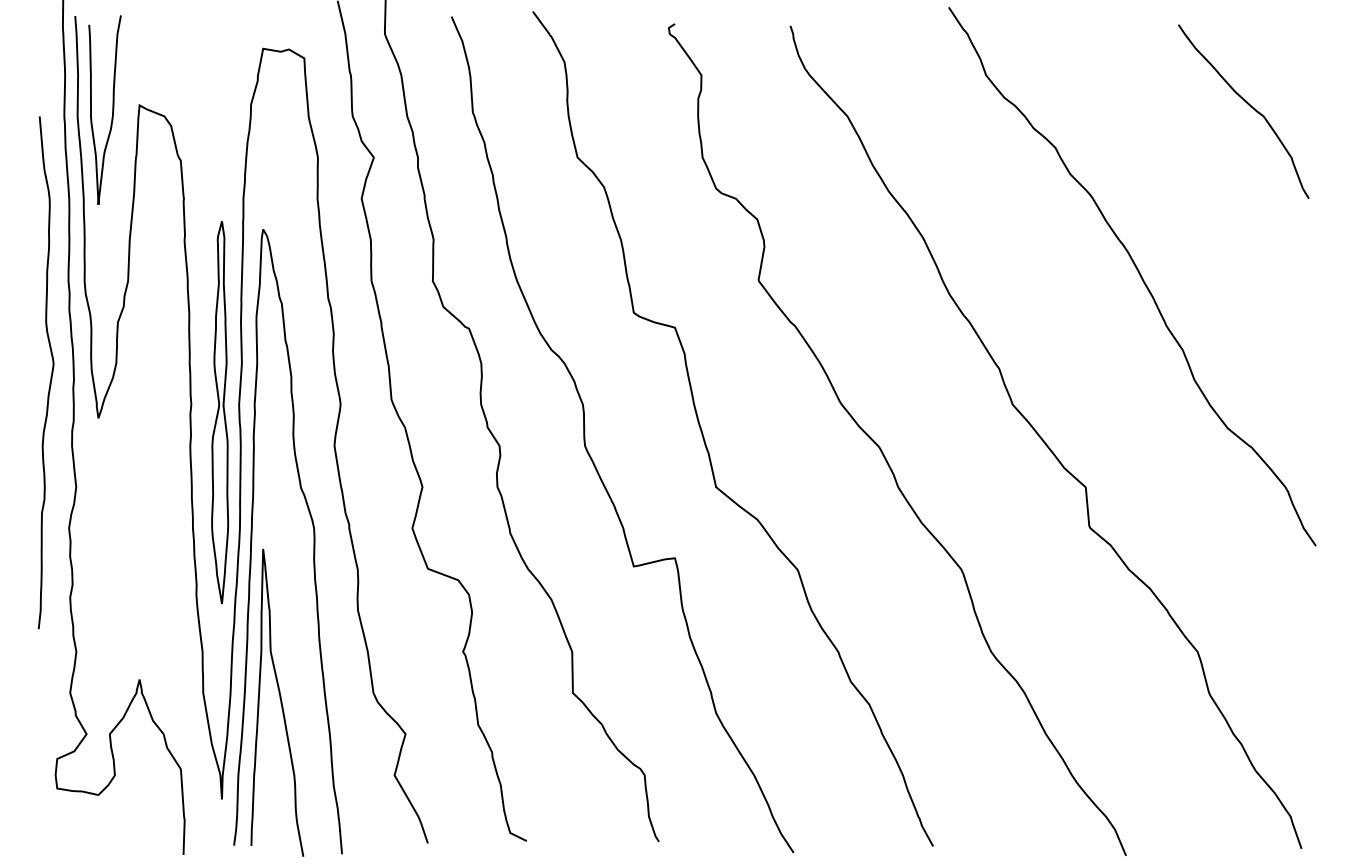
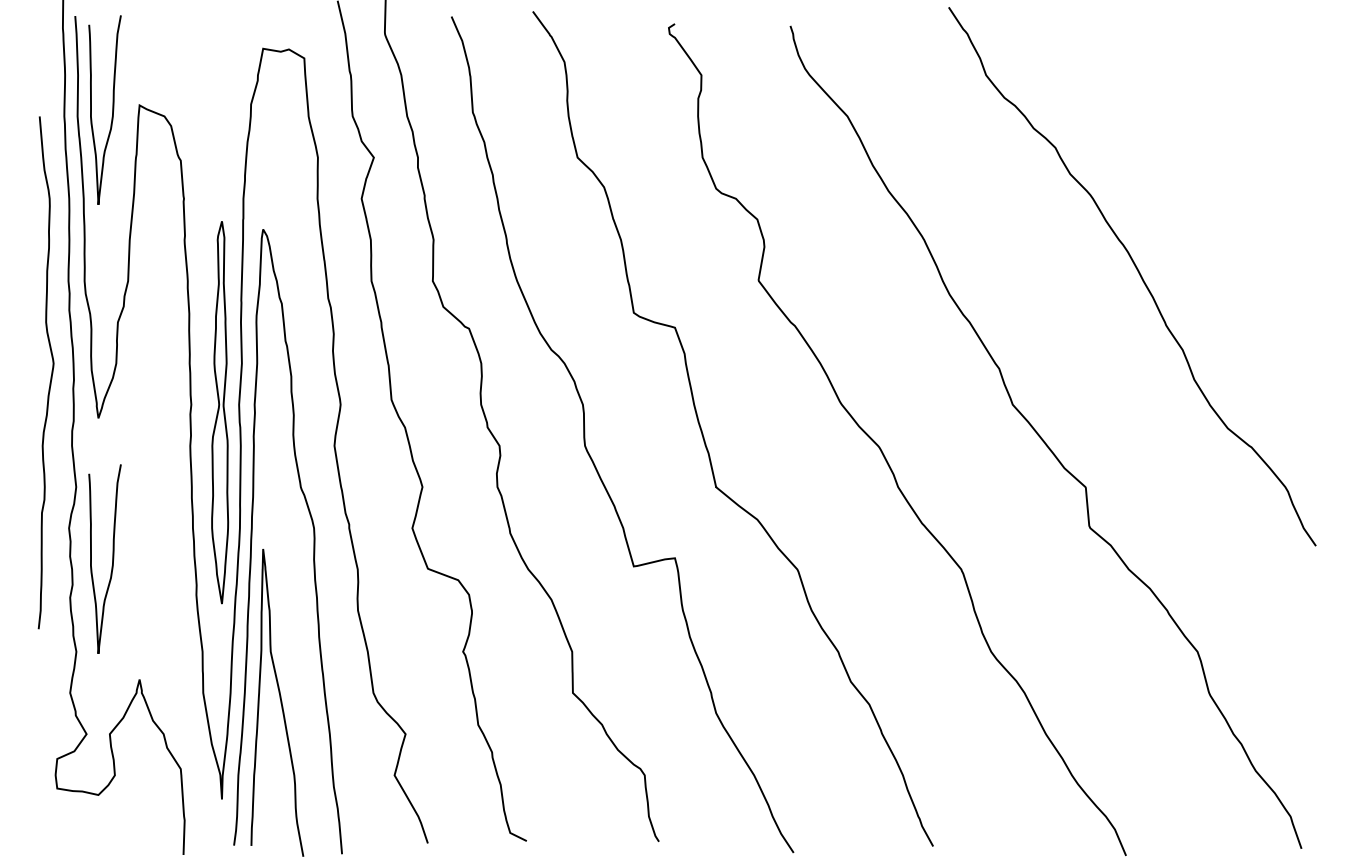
curve: present -> none (1248, 105)
curve: none -> present (112, 558)
